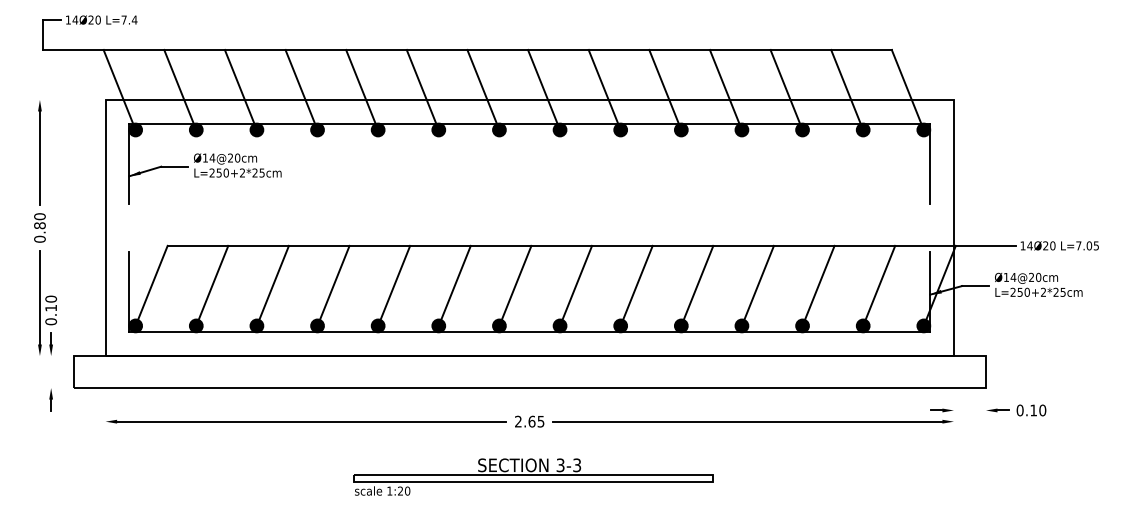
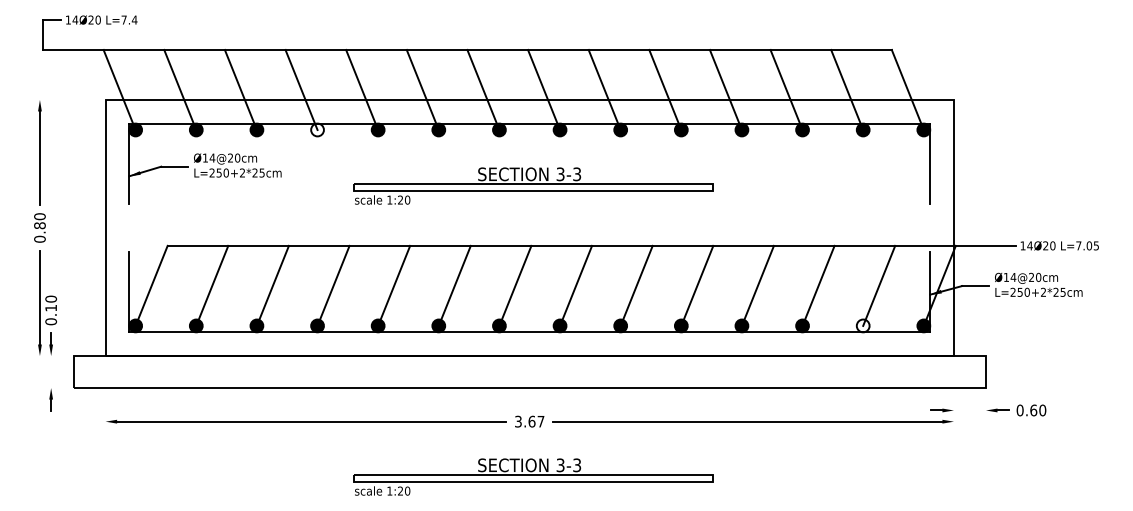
fill: present -> none (317, 129)
part: none -> present (533, 185)
fill: present -> none (862, 325)
text: 0.10 -> 0.60 (1033, 410)
text: 2.65 -> 3.67 (529, 421)
